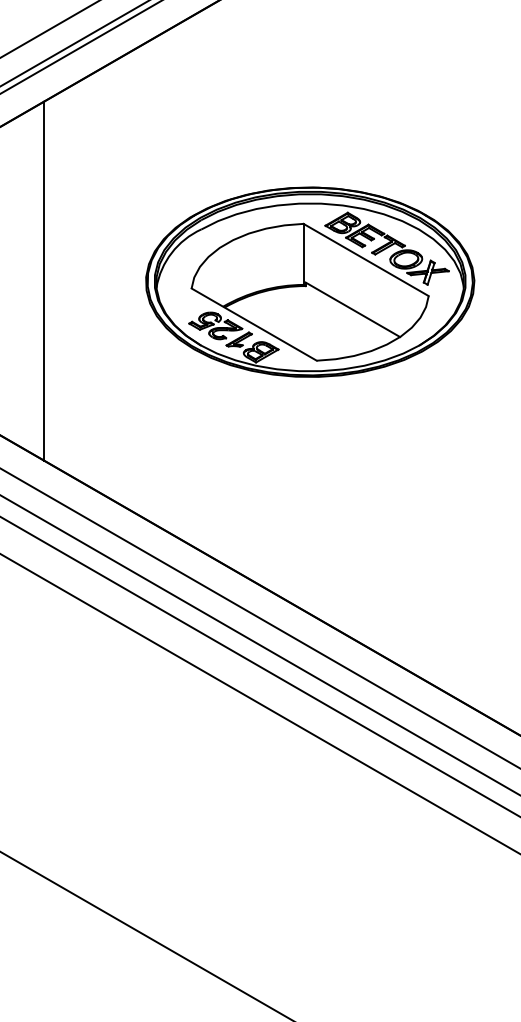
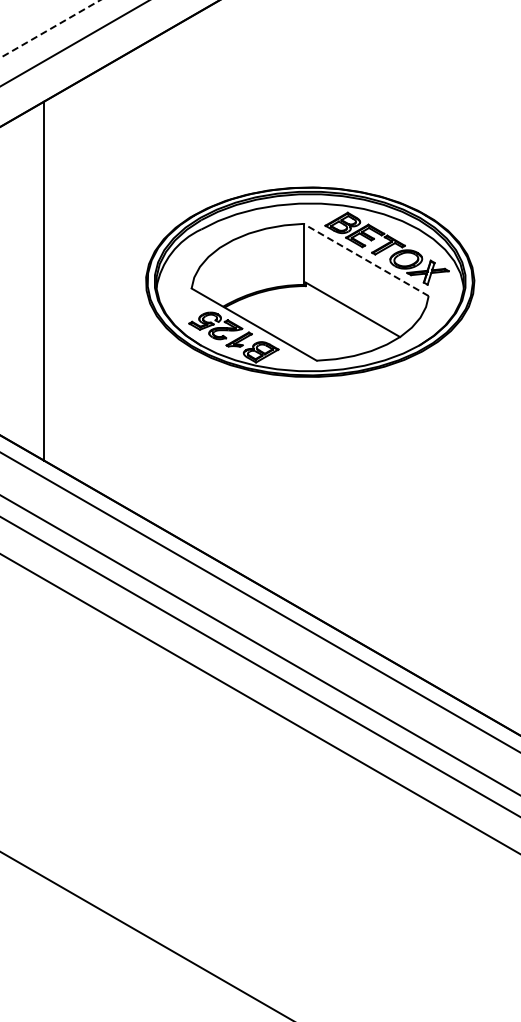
line: solid -> dashed (49, 29)
line: present -> none (80, 47)
line: solid -> dashed (365, 259)
line position: (259, 617) -> (259, 601) (259, 601)
